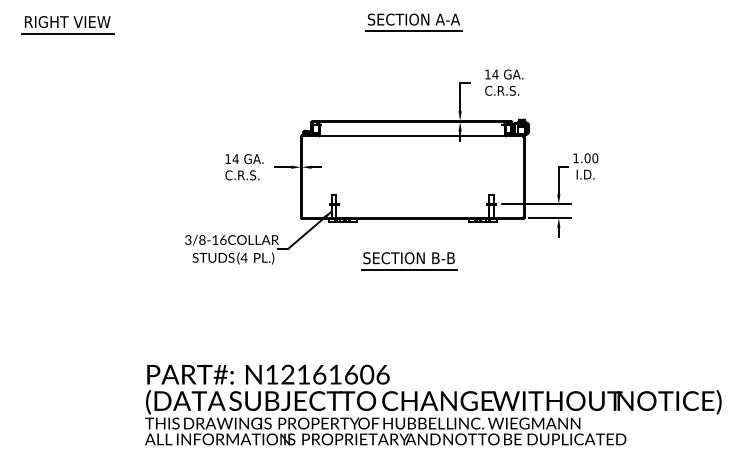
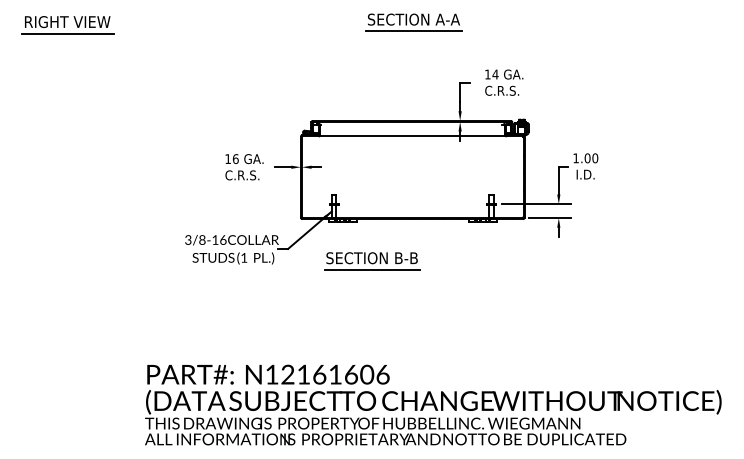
text: 14 -> 16 (235, 159)
text: (4 -> (1 (243, 257)
part position: (409, 261) -> (372, 261) (372, 261)
